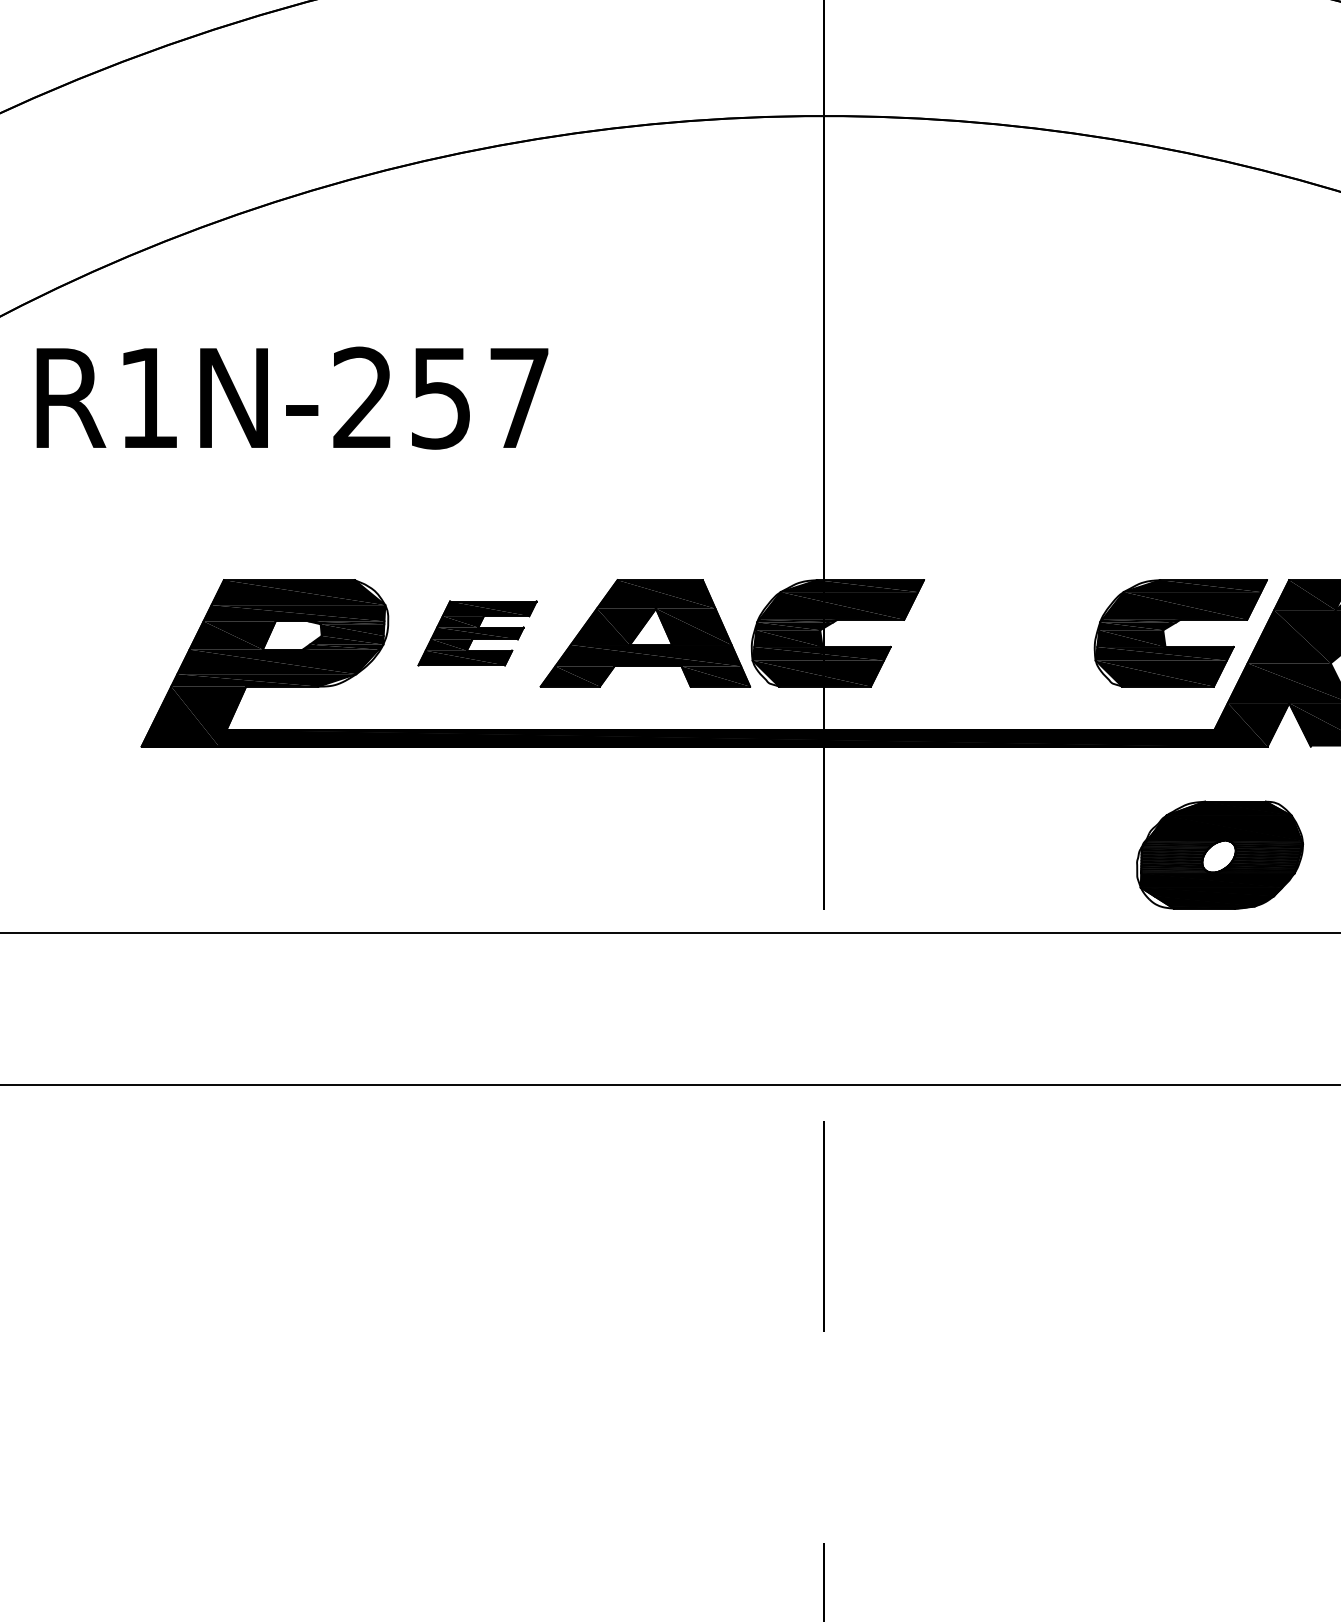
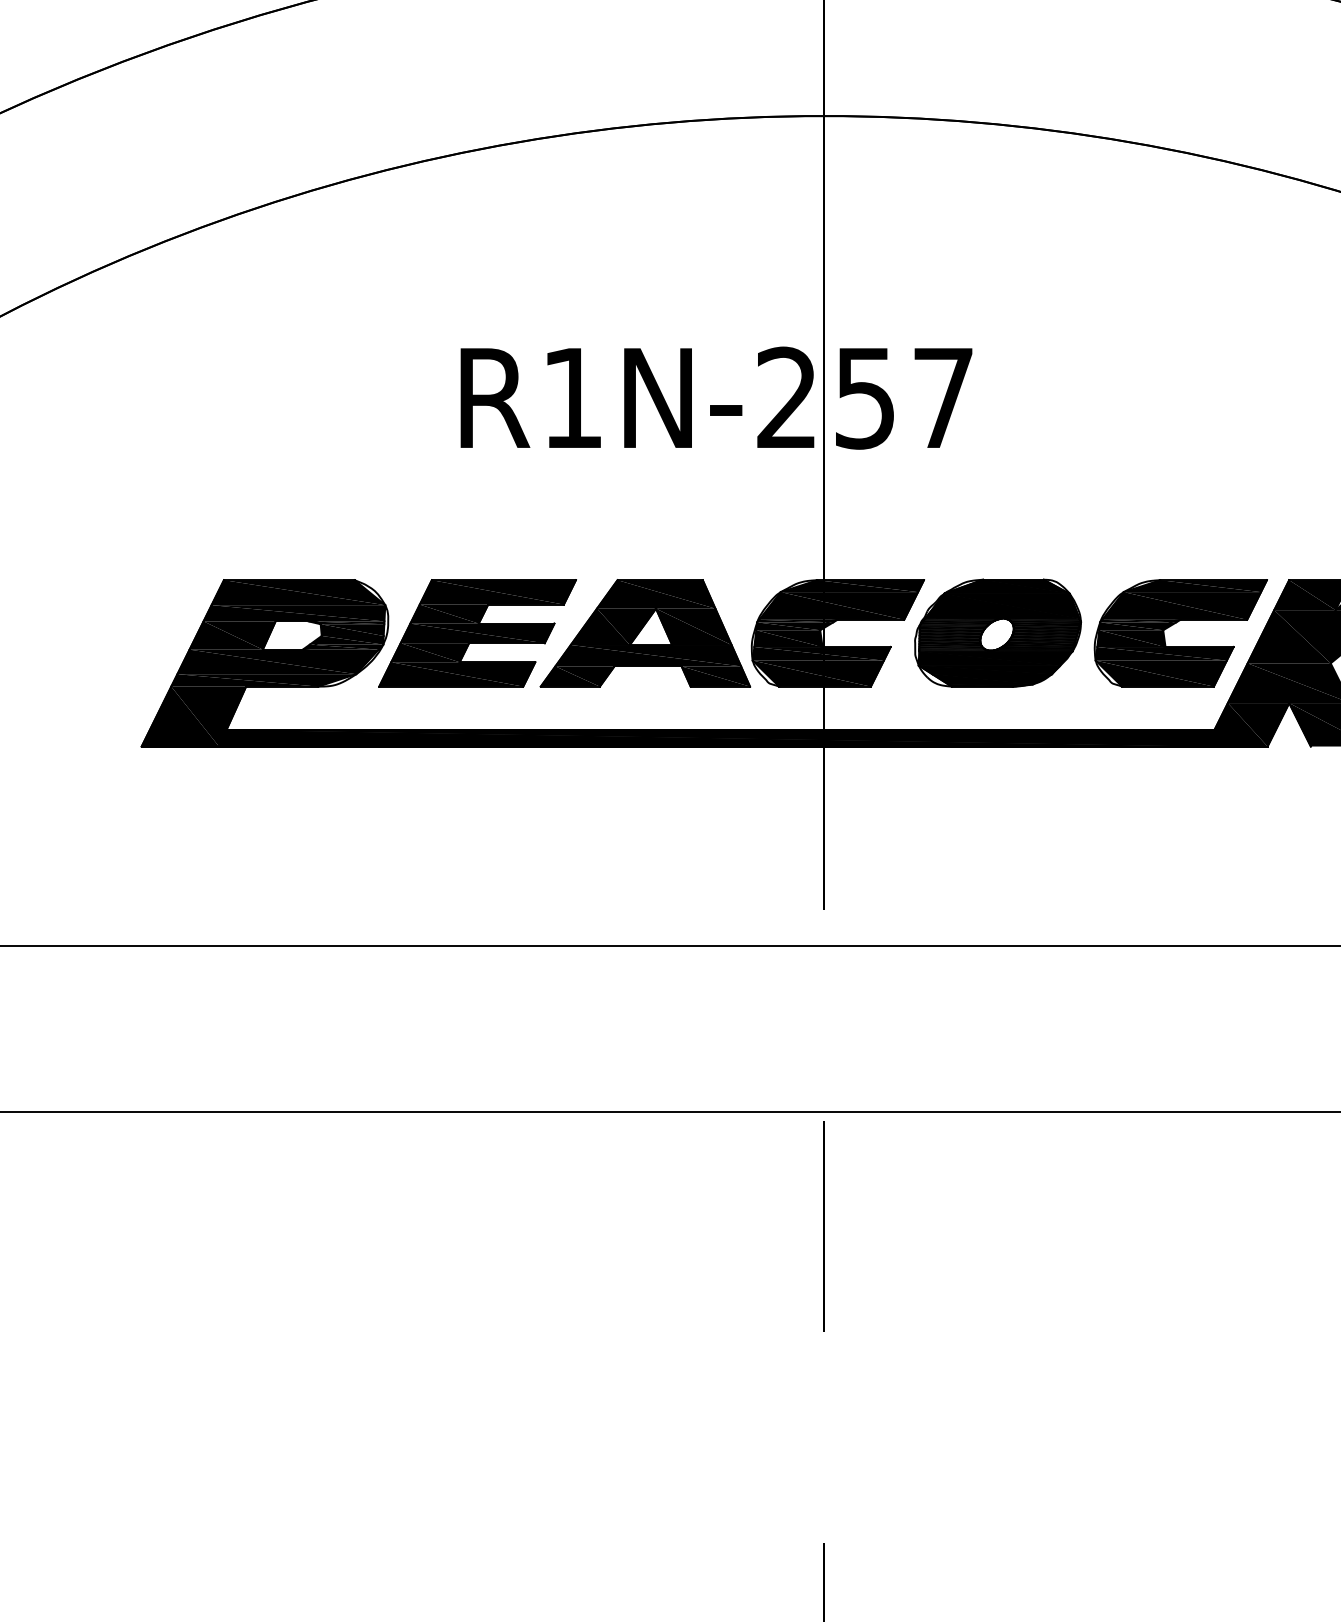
text position: (292, 397) -> (716, 397) (716, 397)
part size: 121x67 px -> 199x109 px (477, 633)
part position: (1219, 854) -> (997, 632) (997, 632)
line position: (669, 932) -> (669, 945) (669, 945)
line position: (669, 1084) -> (669, 1111) (669, 1111)
